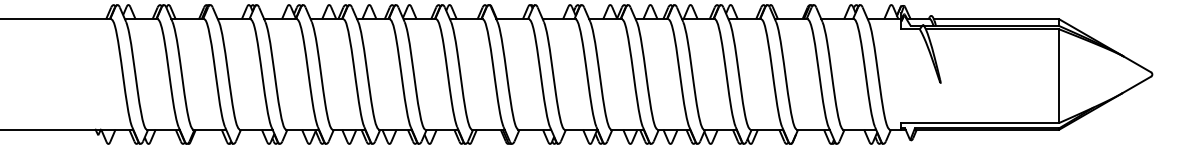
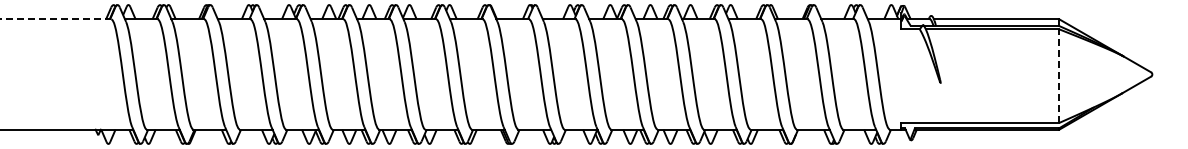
line: solid -> dashed (56, 19)
line: solid -> dashed (1059, 76)
